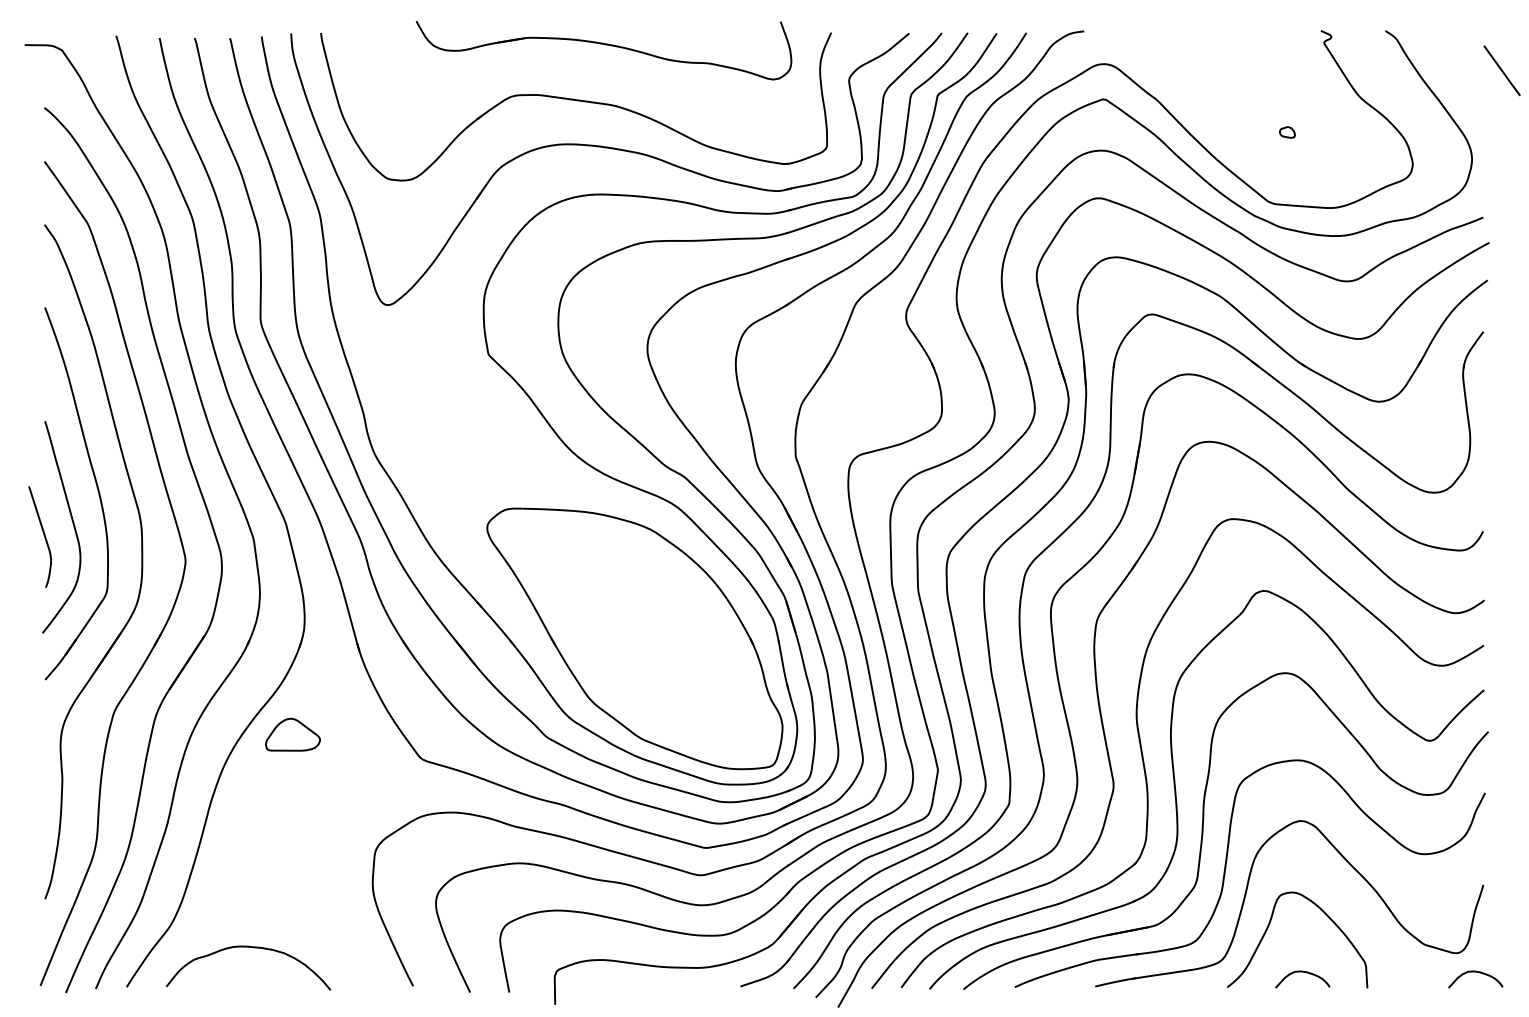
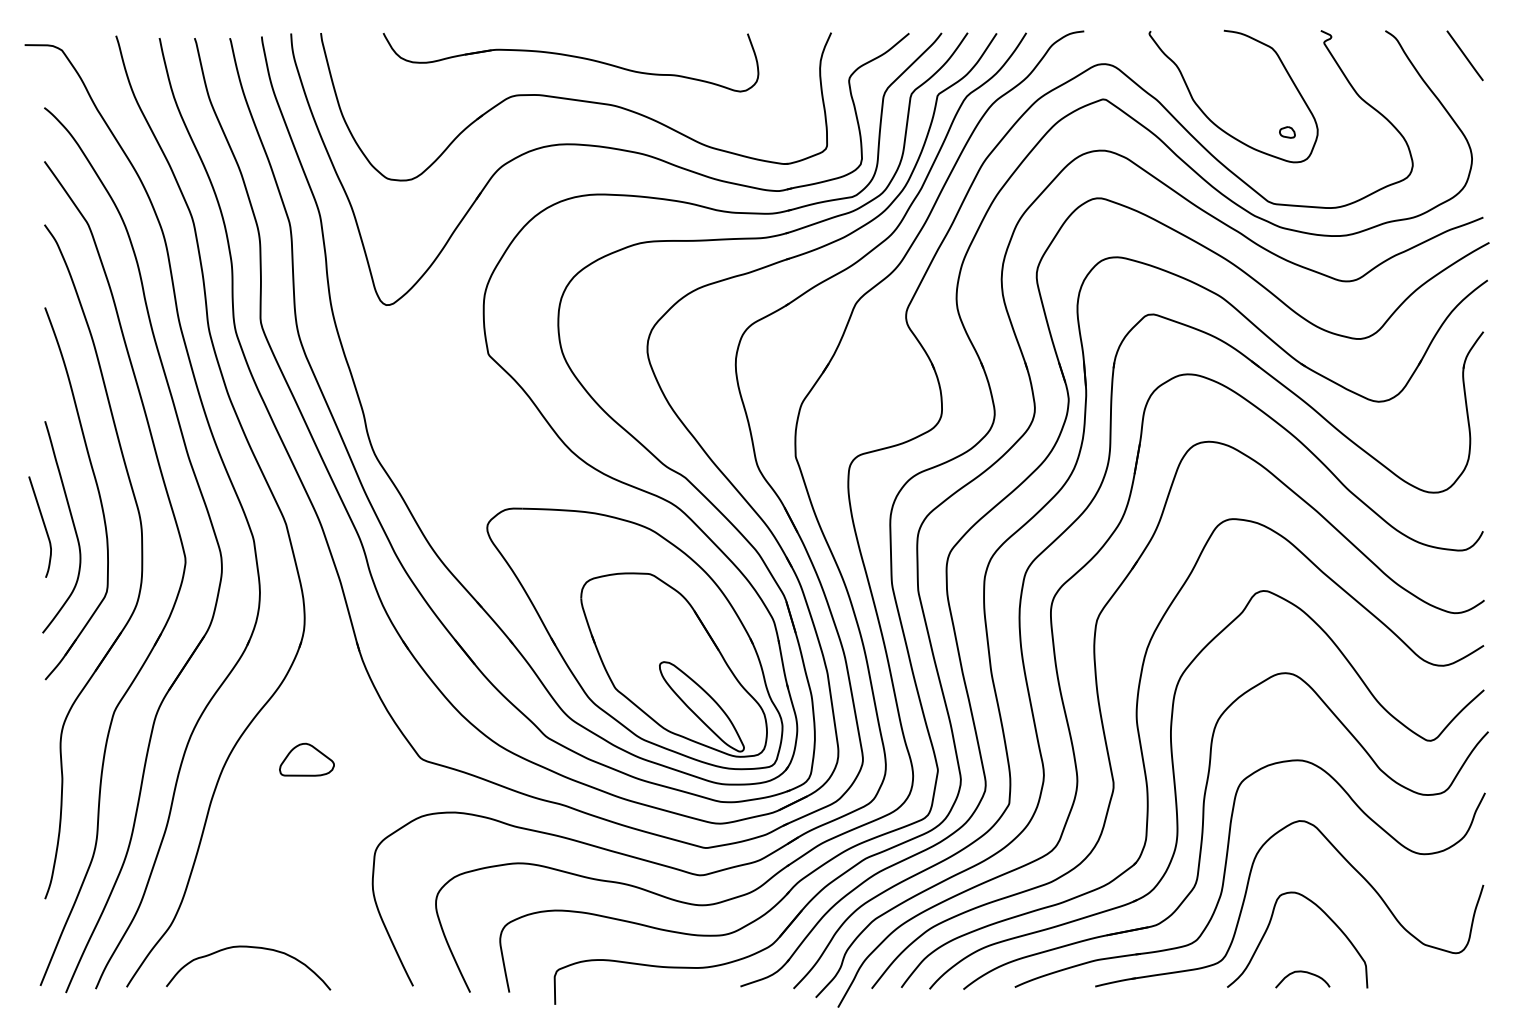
part position: (603, 50) -> (570, 62) (570, 62)
line position: (1501, 70) -> (1464, 55) (1464, 55)
curve: none -> present (1213, 121)
curve position: (43, 535) -> (43, 525) (43, 525)
part: none -> present (673, 664)
part position: (292, 734) -> (306, 759) (306, 759)
curve: present -> none (1475, 972)
